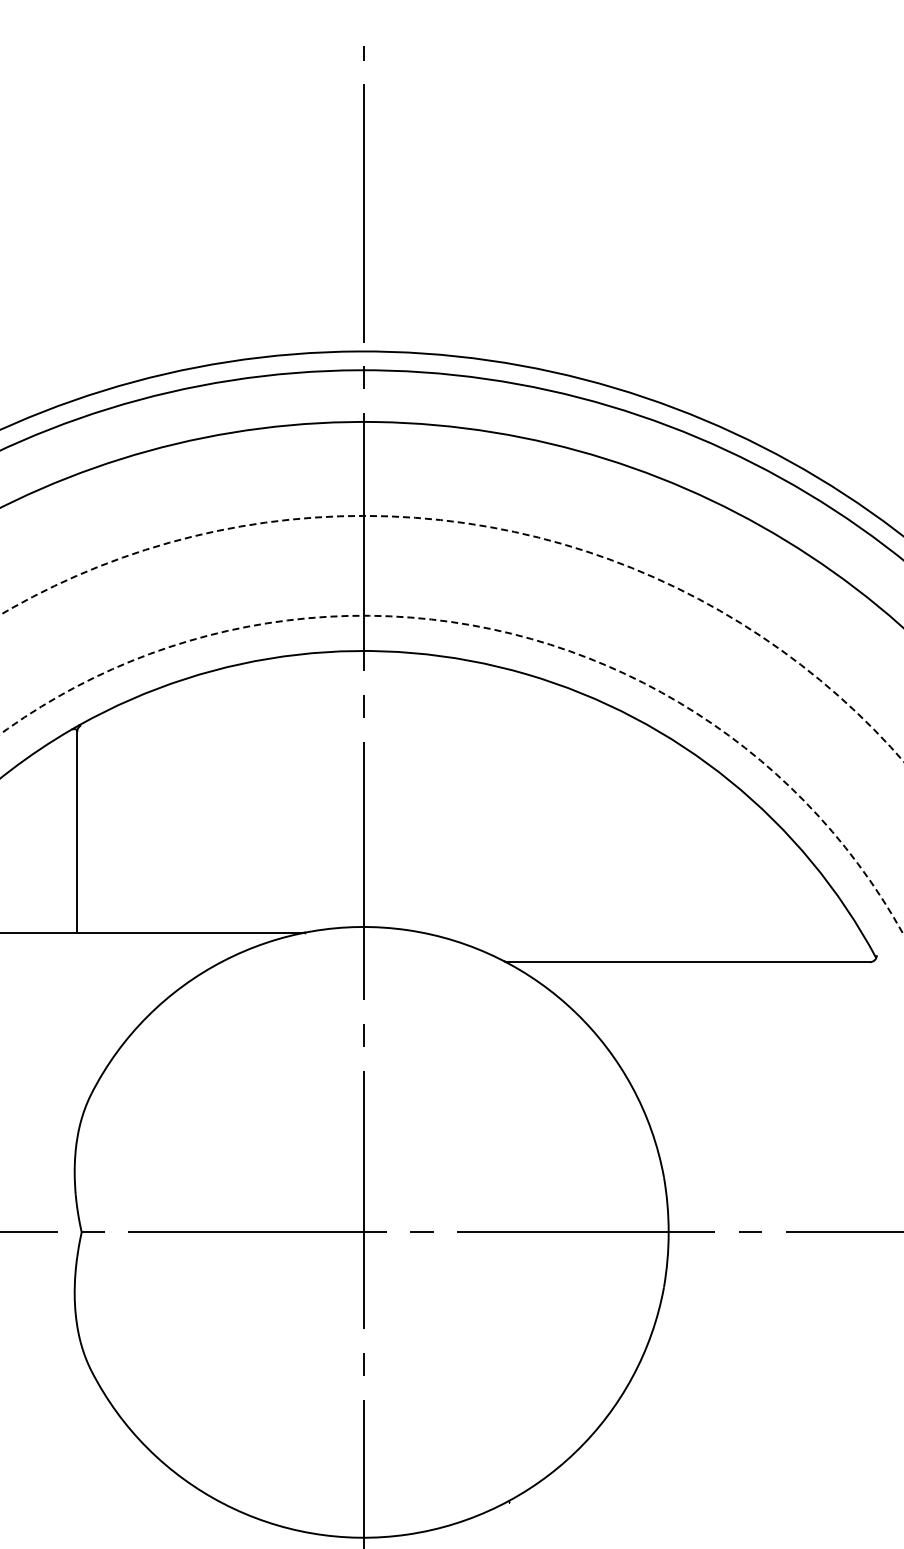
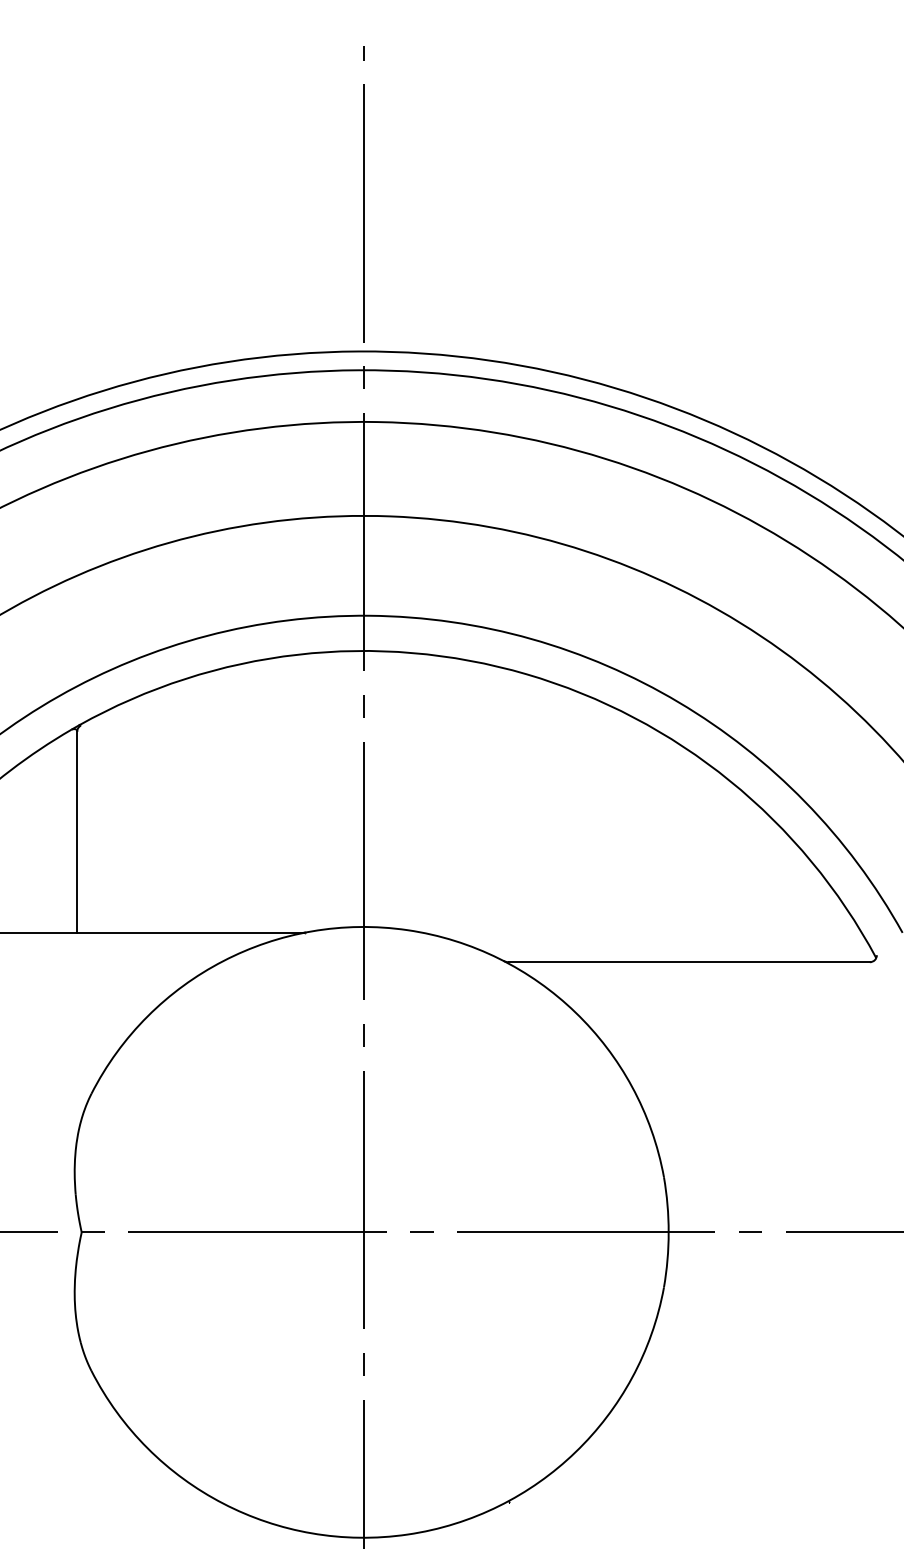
arc: dashed -> solid (477, 525)
arc: dashed -> solid (496, 630)
